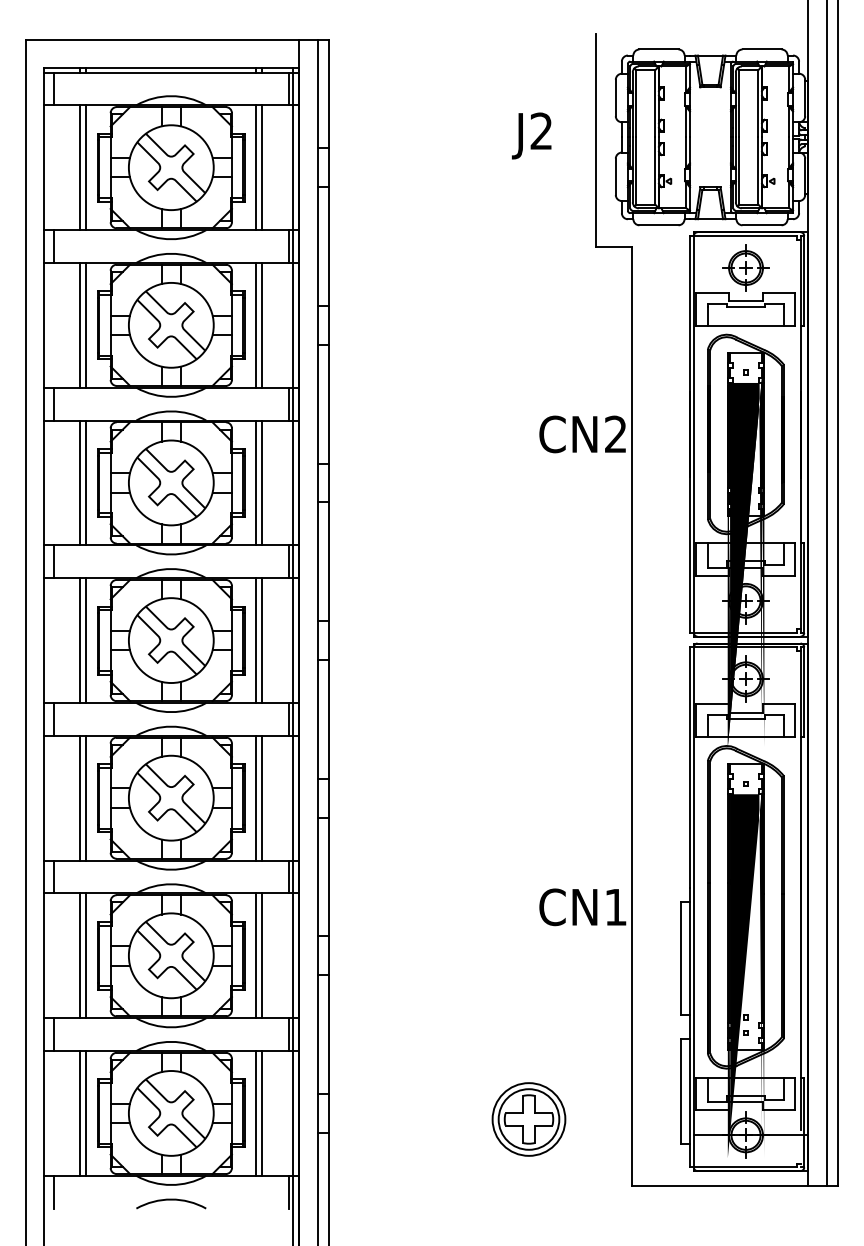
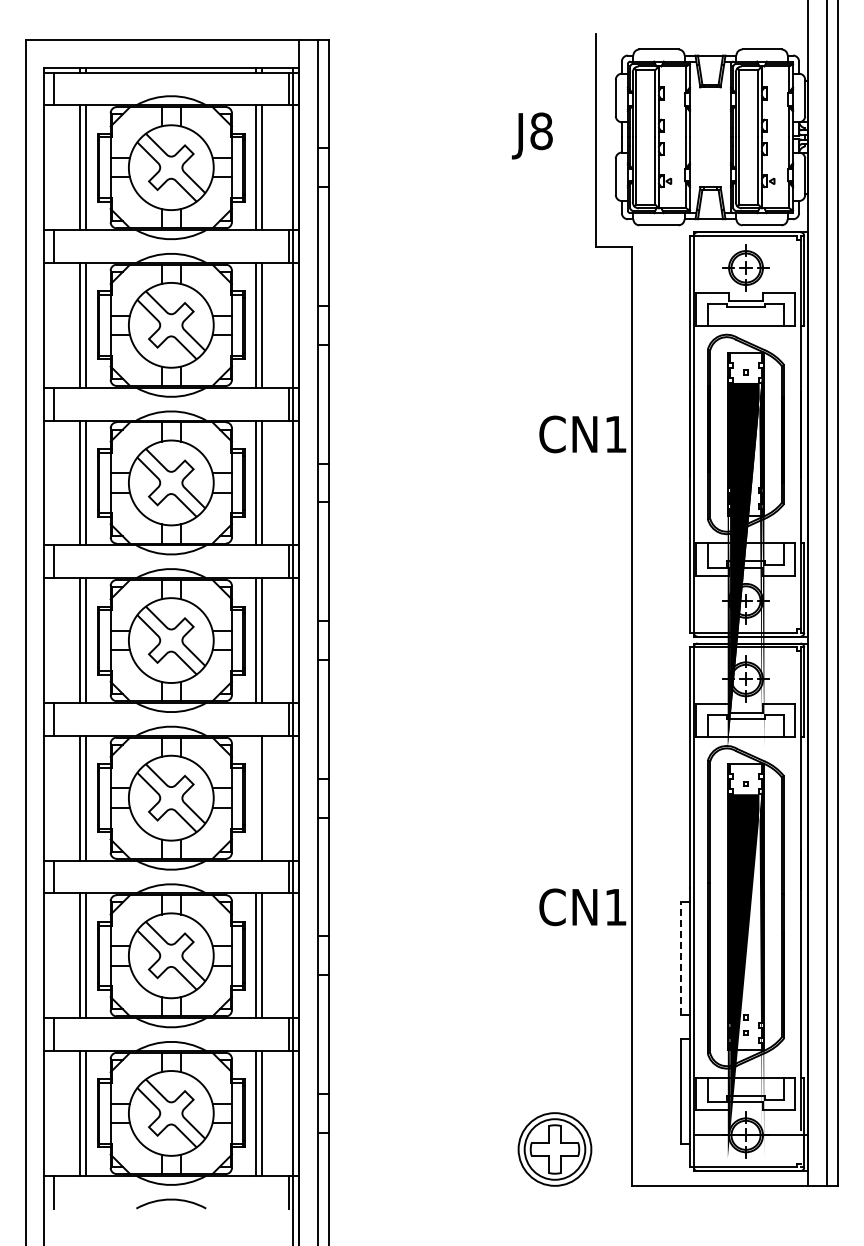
text: J2 -> J8 (541, 131)
text: CN2 -> CN1 (615, 433)
line: present -> none (256, 797)
line: solid -> dashed (680, 958)
part position: (528, 1119) -> (554, 1149) (554, 1149)
